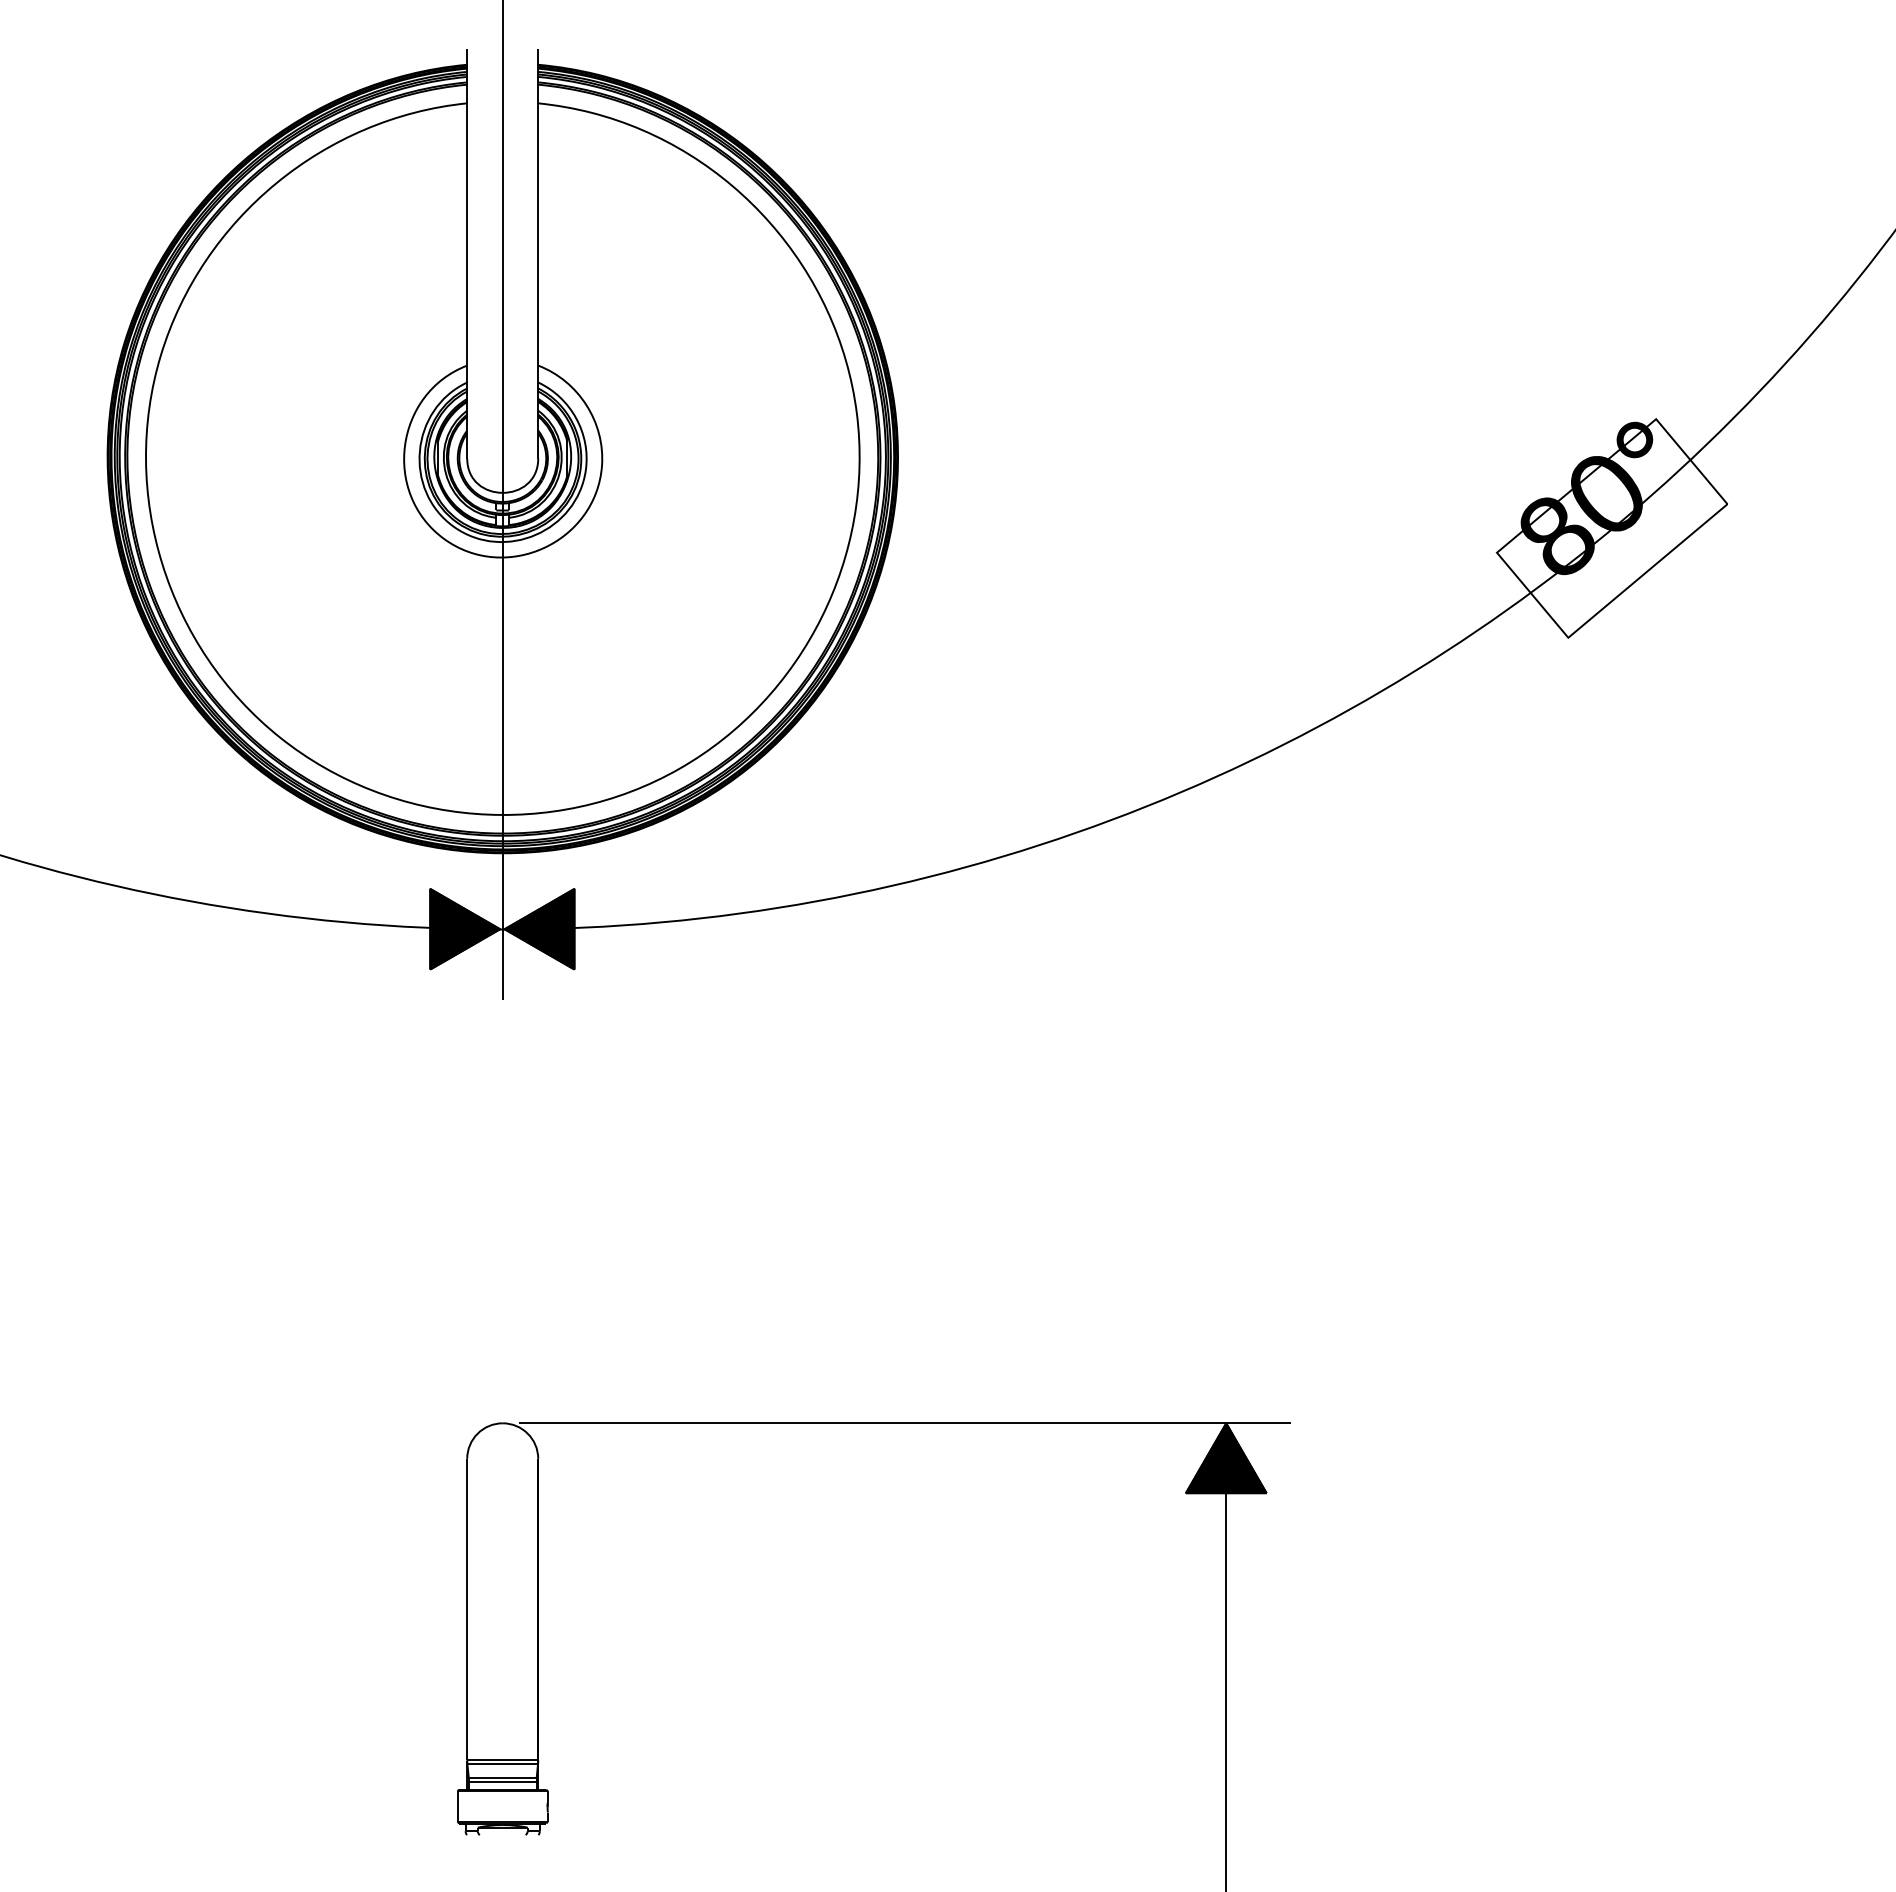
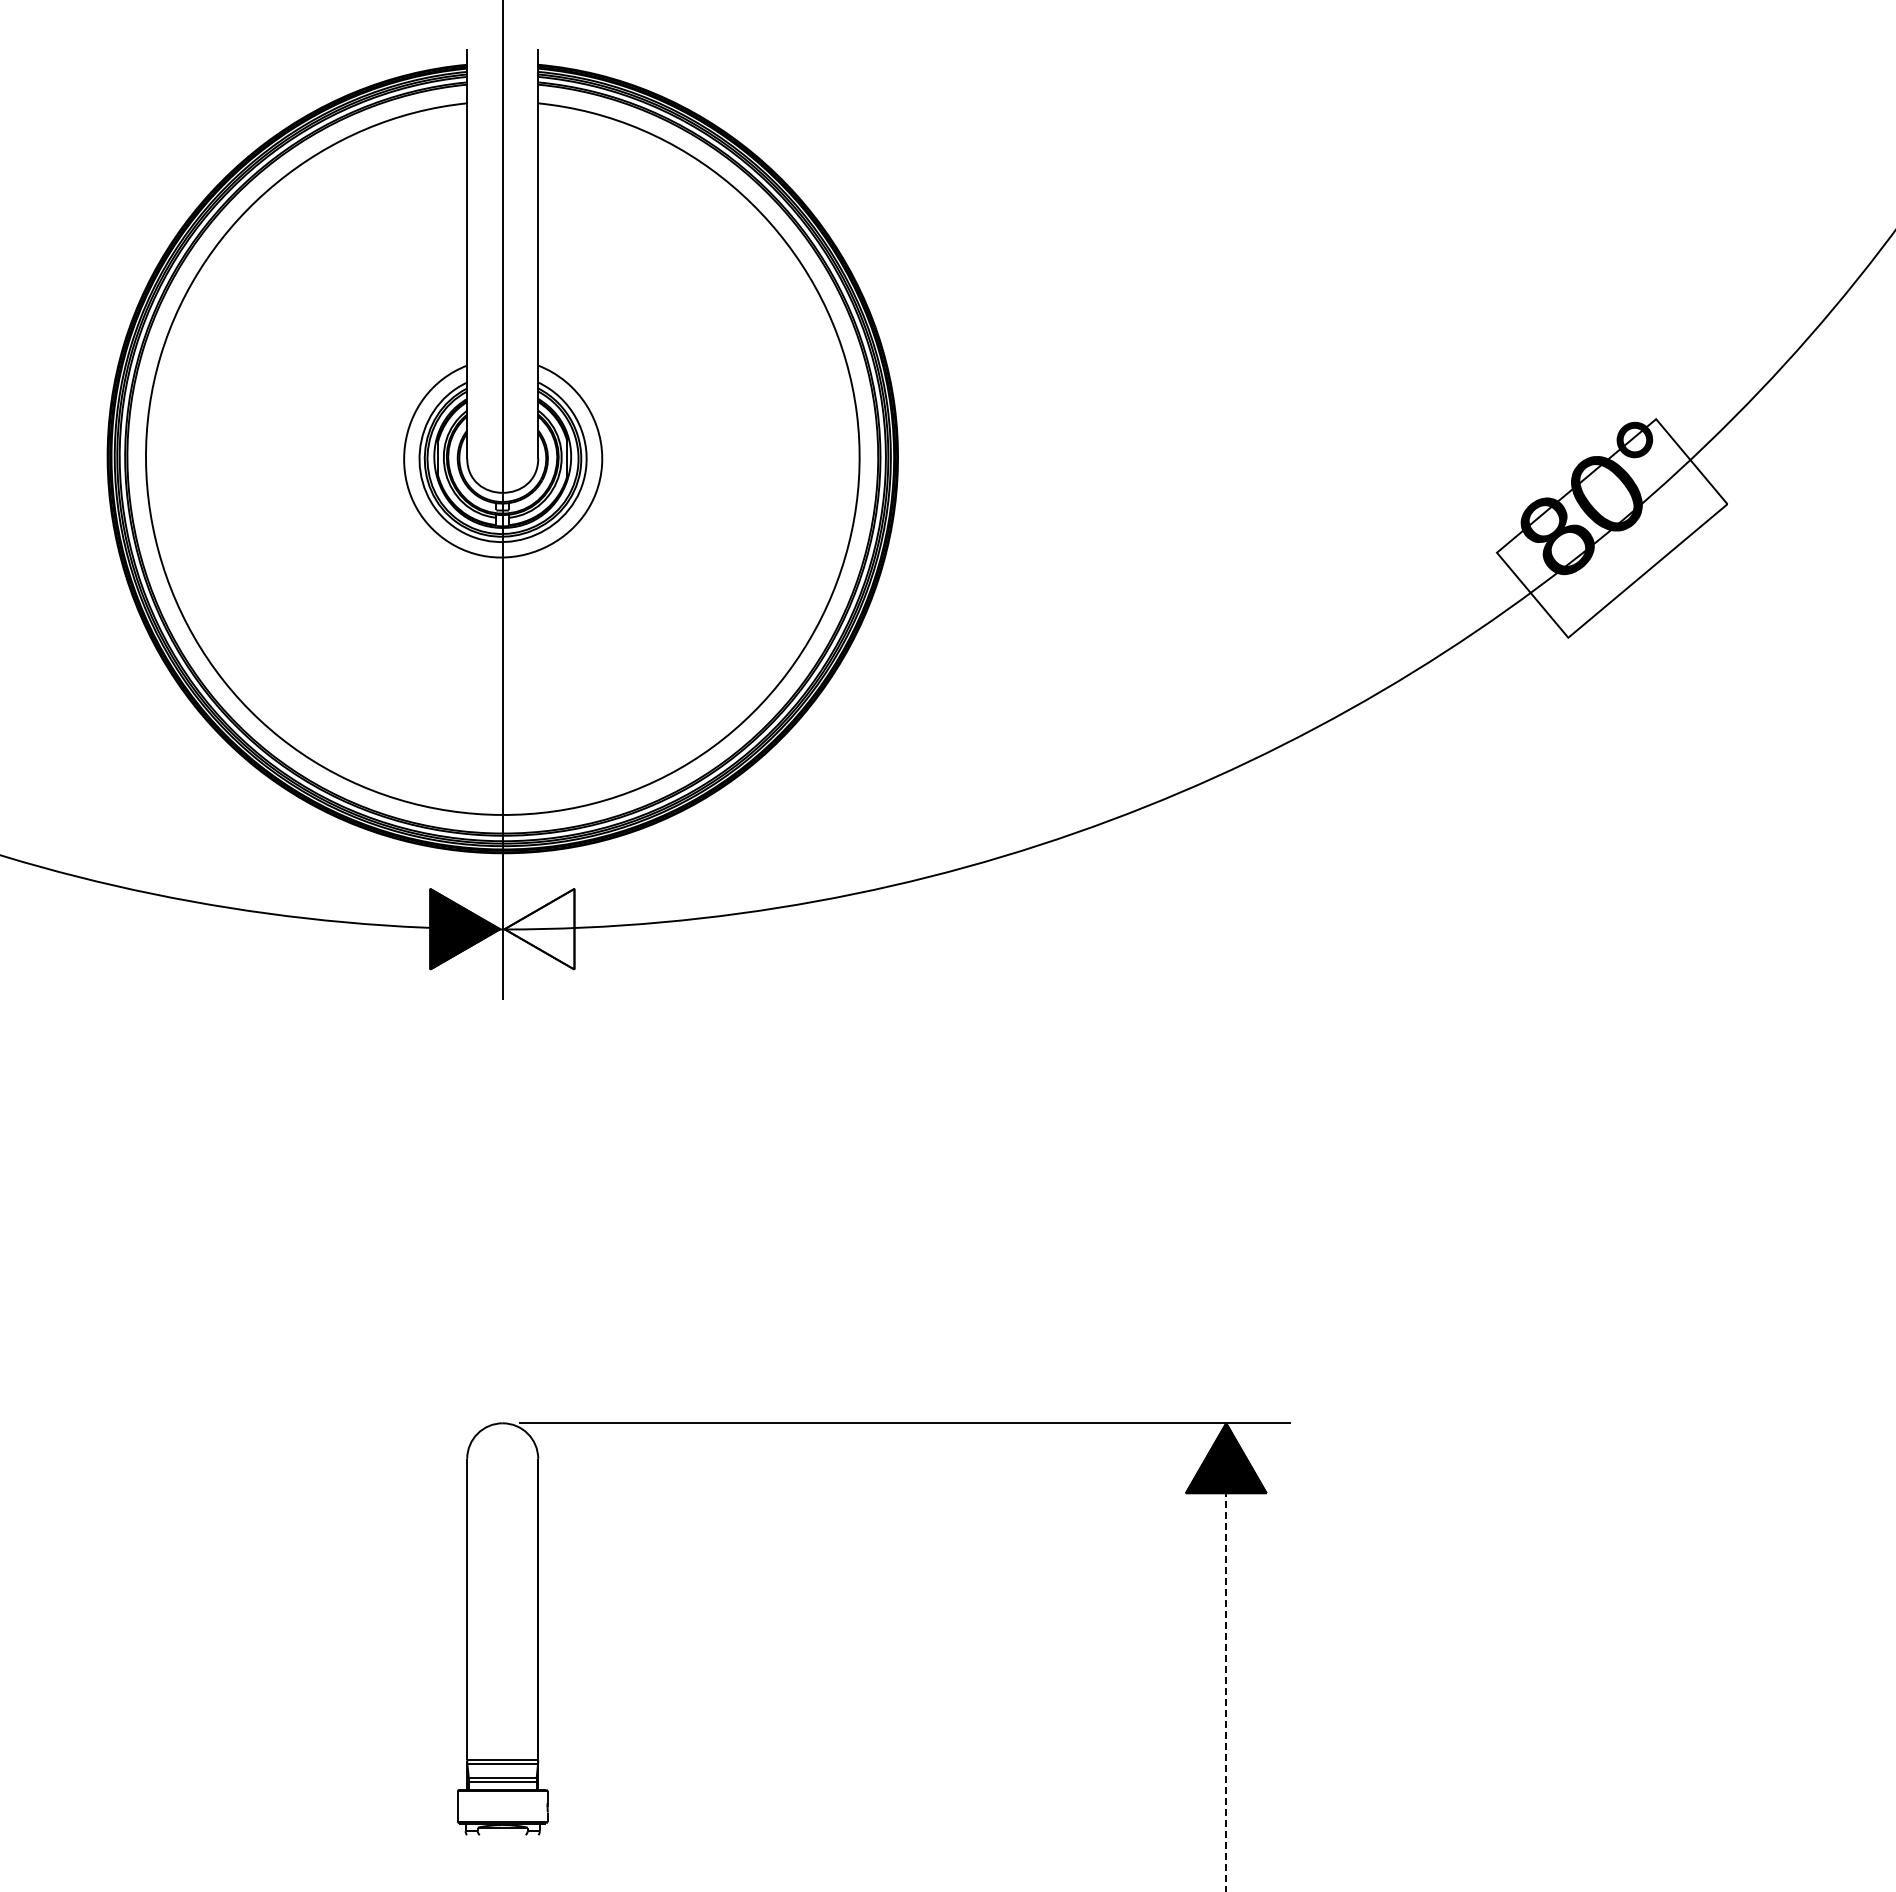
fill: present -> none (539, 928)
line: solid -> dashed (1226, 1692)
